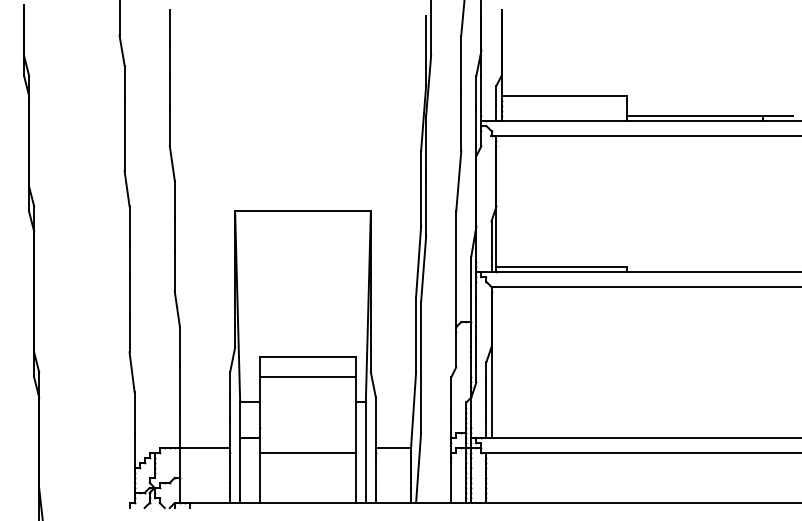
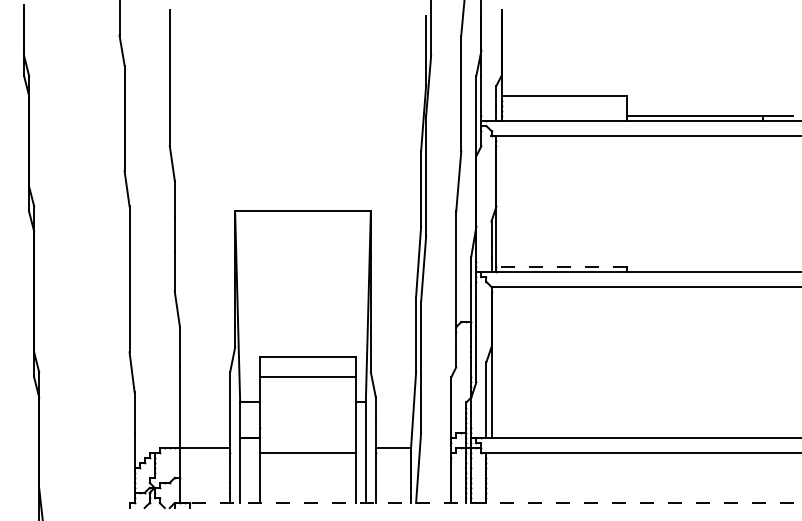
line: solid -> dashed (561, 266)
line: solid -> dashed (495, 502)
